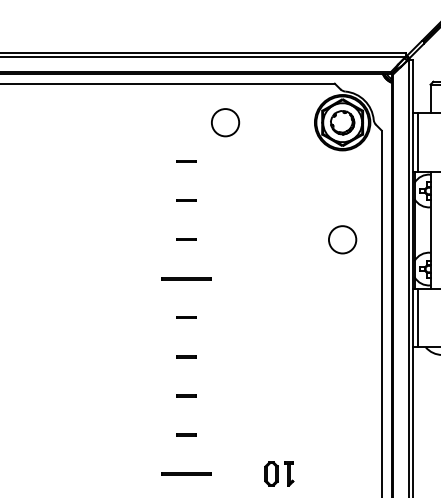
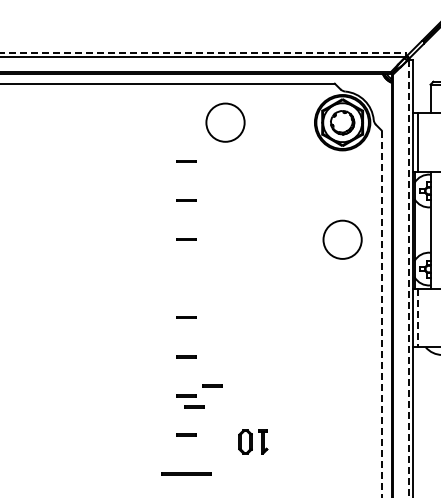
line: solid -> dashed (202, 52)
circle diameter: 27 px -> 38 px (225, 122)
circle diameter: 27 px -> 38 px (342, 239)
line: present -> none (186, 278)
line: solid -> dashed (408, 278)
line: solid -> dashed (381, 313)
line: solid -> dashed (418, 318)
line: none -> present (212, 385)
line: none -> present (194, 406)
part position: (279, 473) -> (253, 441) (253, 441)
